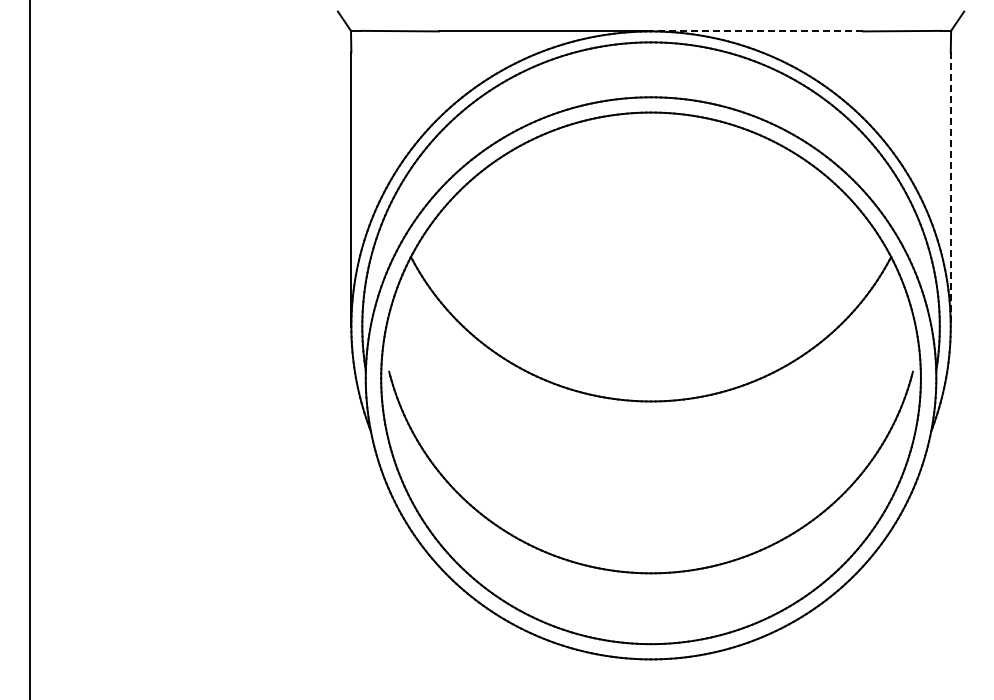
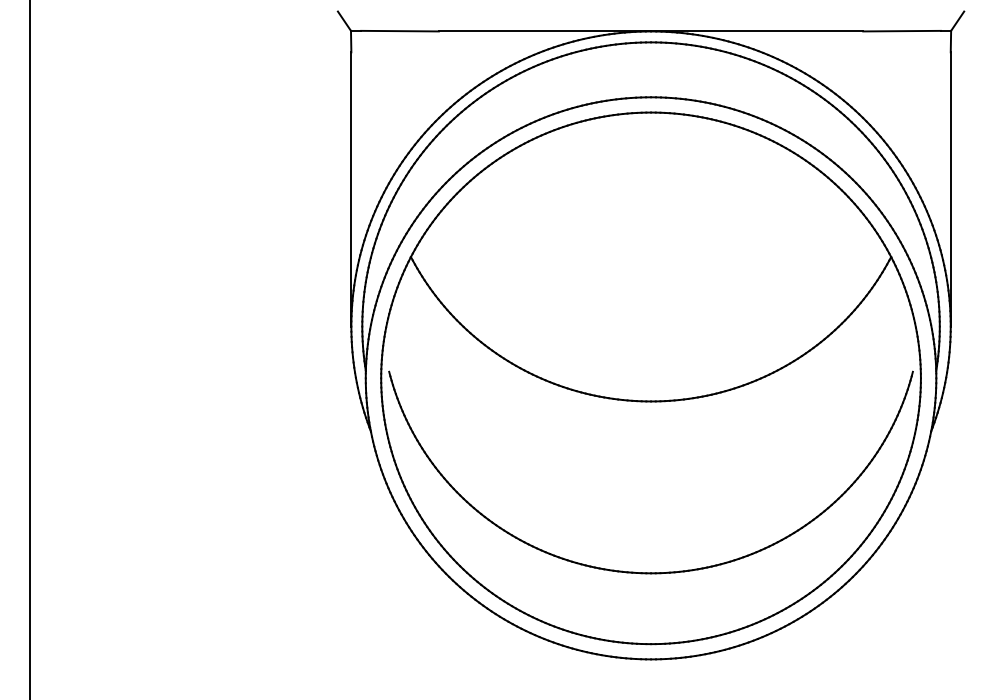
line: dashed -> solid (756, 31)
line: dashed -> solid (950, 189)
